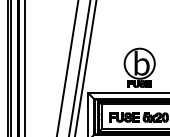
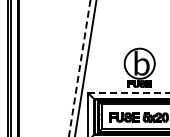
line: present -> none (24, 67)
line: present -> none (67, 67)
line: solid -> dashed (79, 68)
line: solid -> dashed (129, 93)
